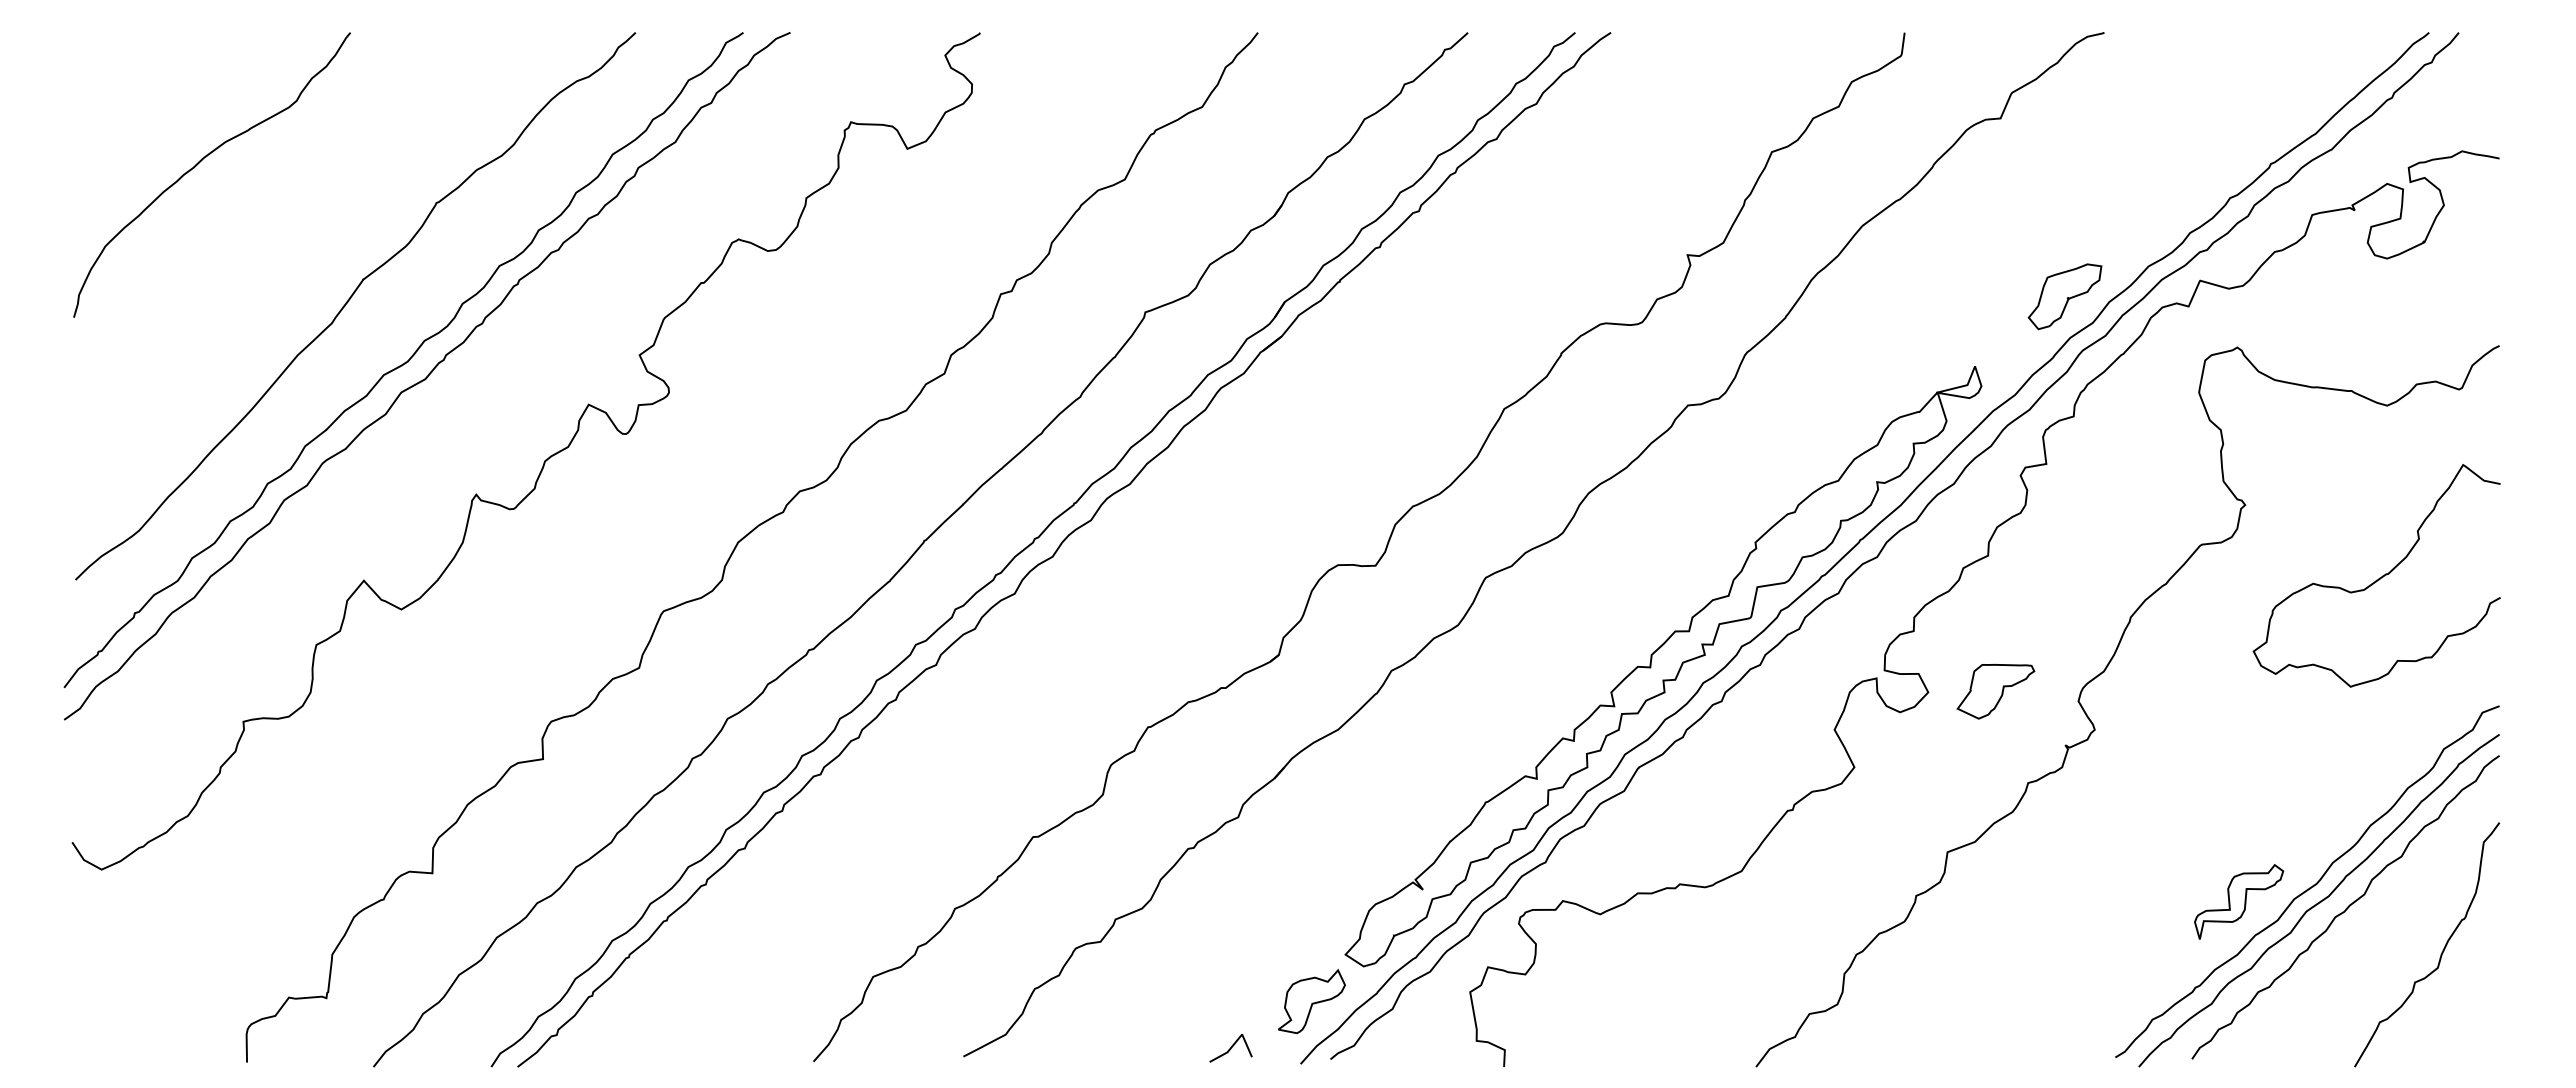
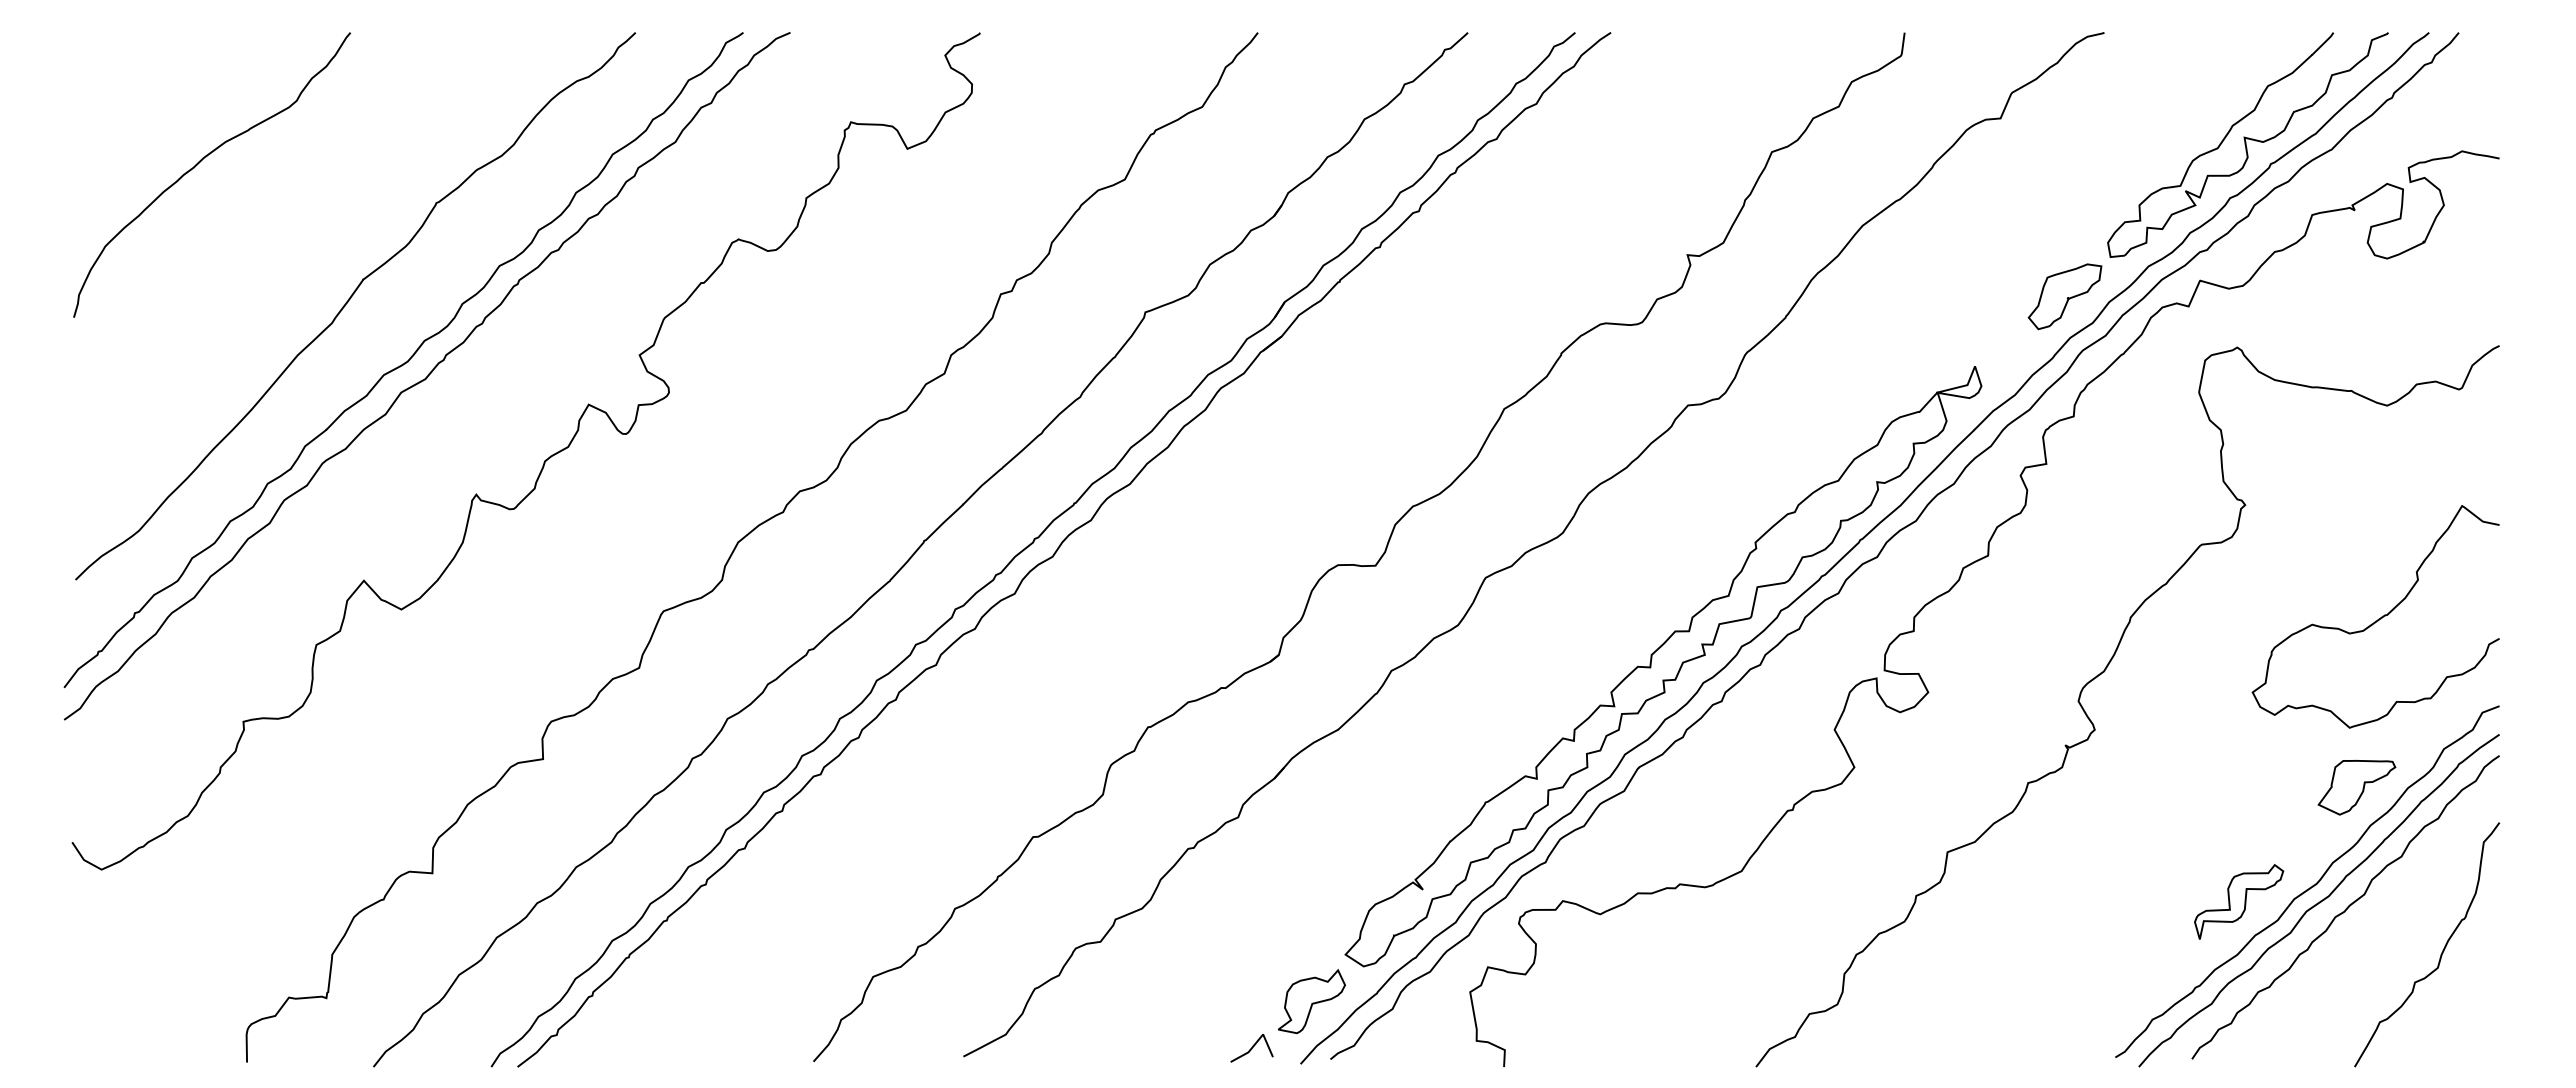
part: none -> present (2247, 144)
curve position: (2379, 577) -> (2378, 618) (2378, 618)
part position: (1995, 691) -> (2356, 787) (2356, 787)
line position: (1230, 1048) -> (1251, 1048) (1251, 1048)
